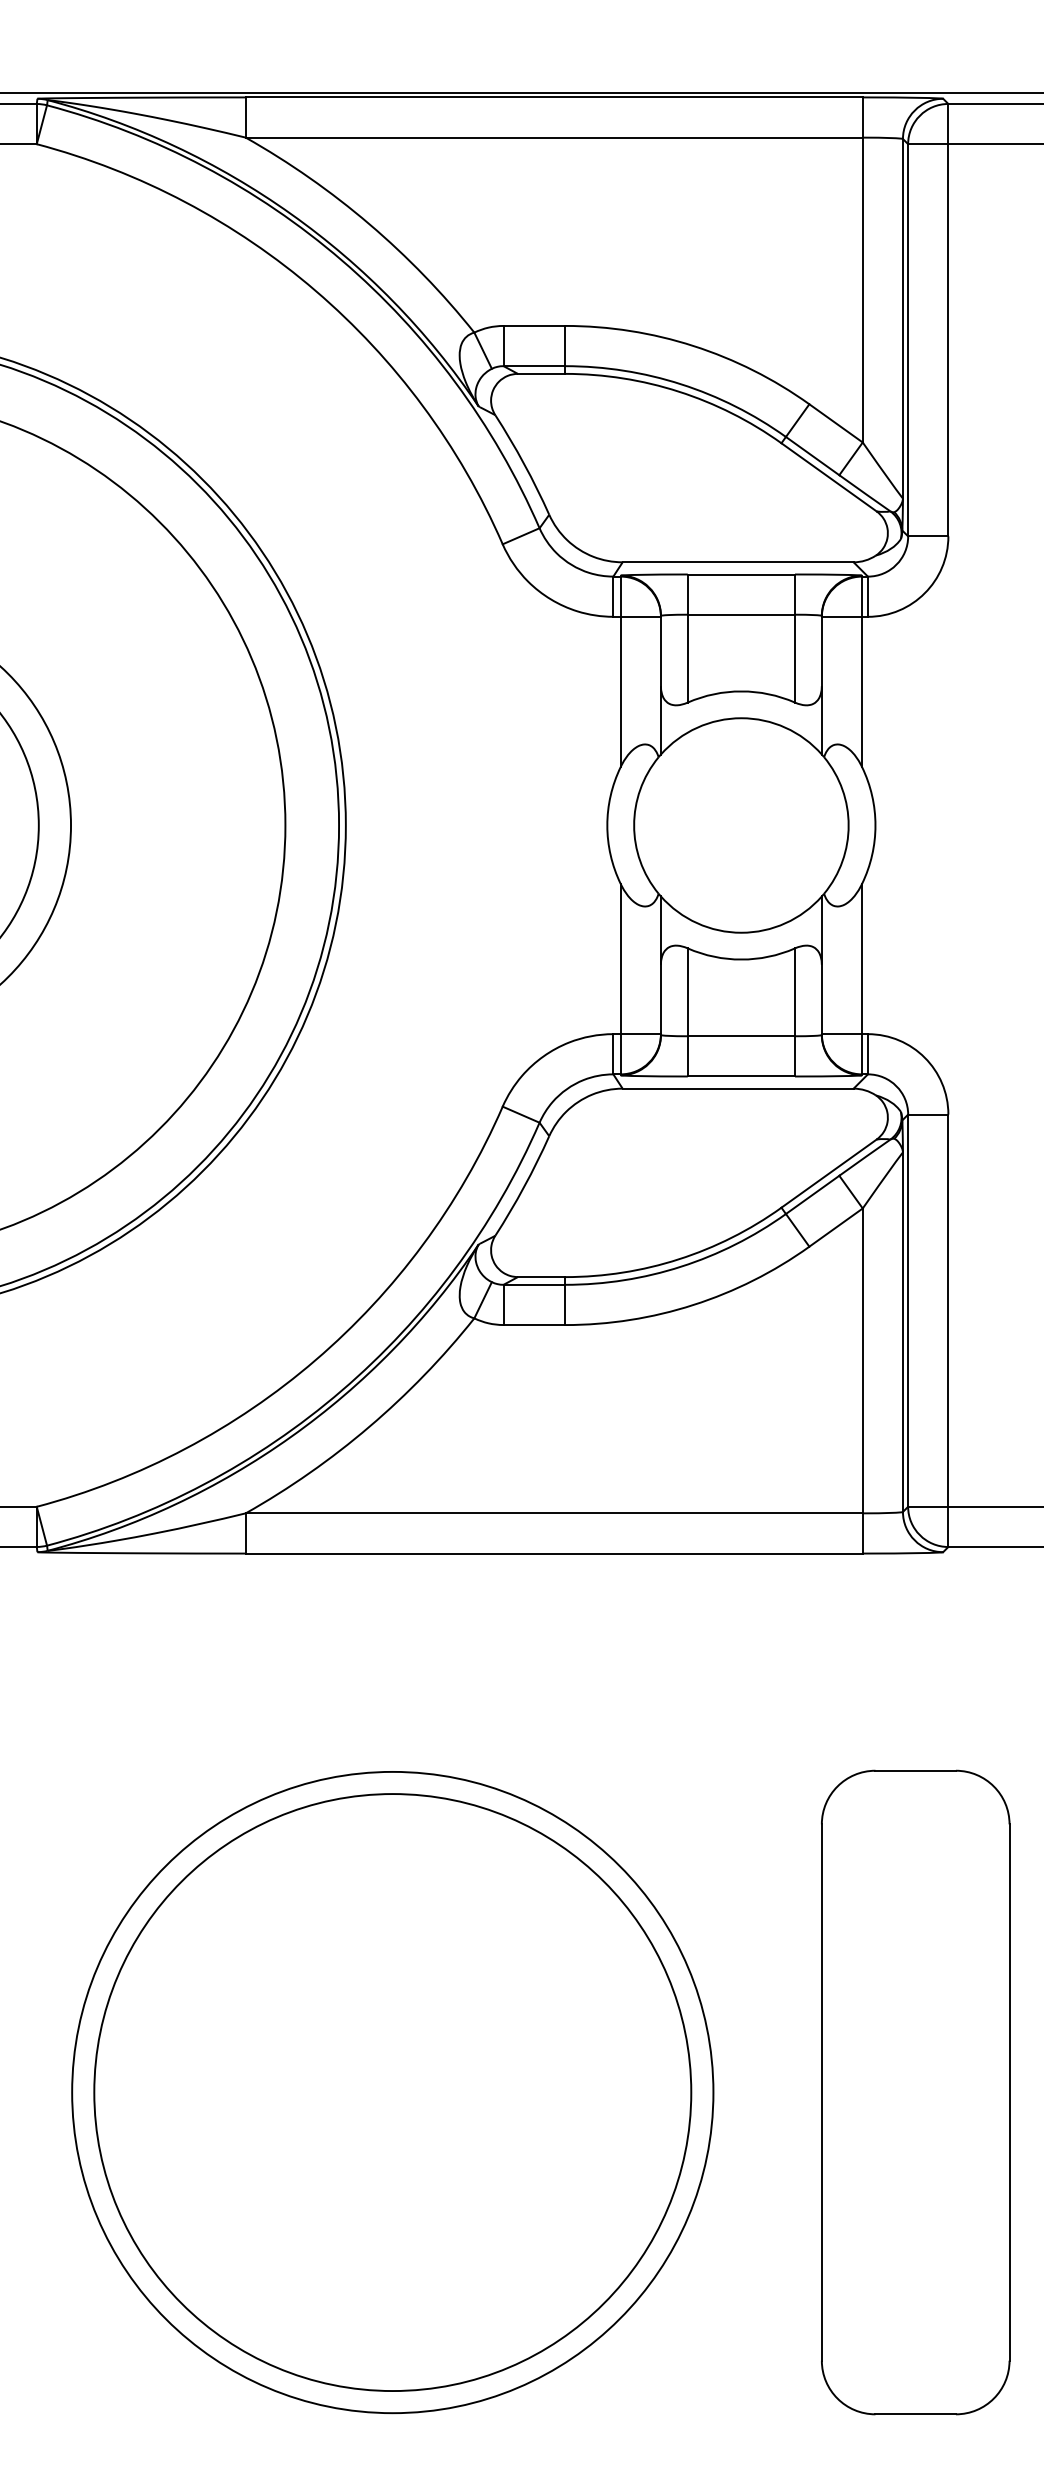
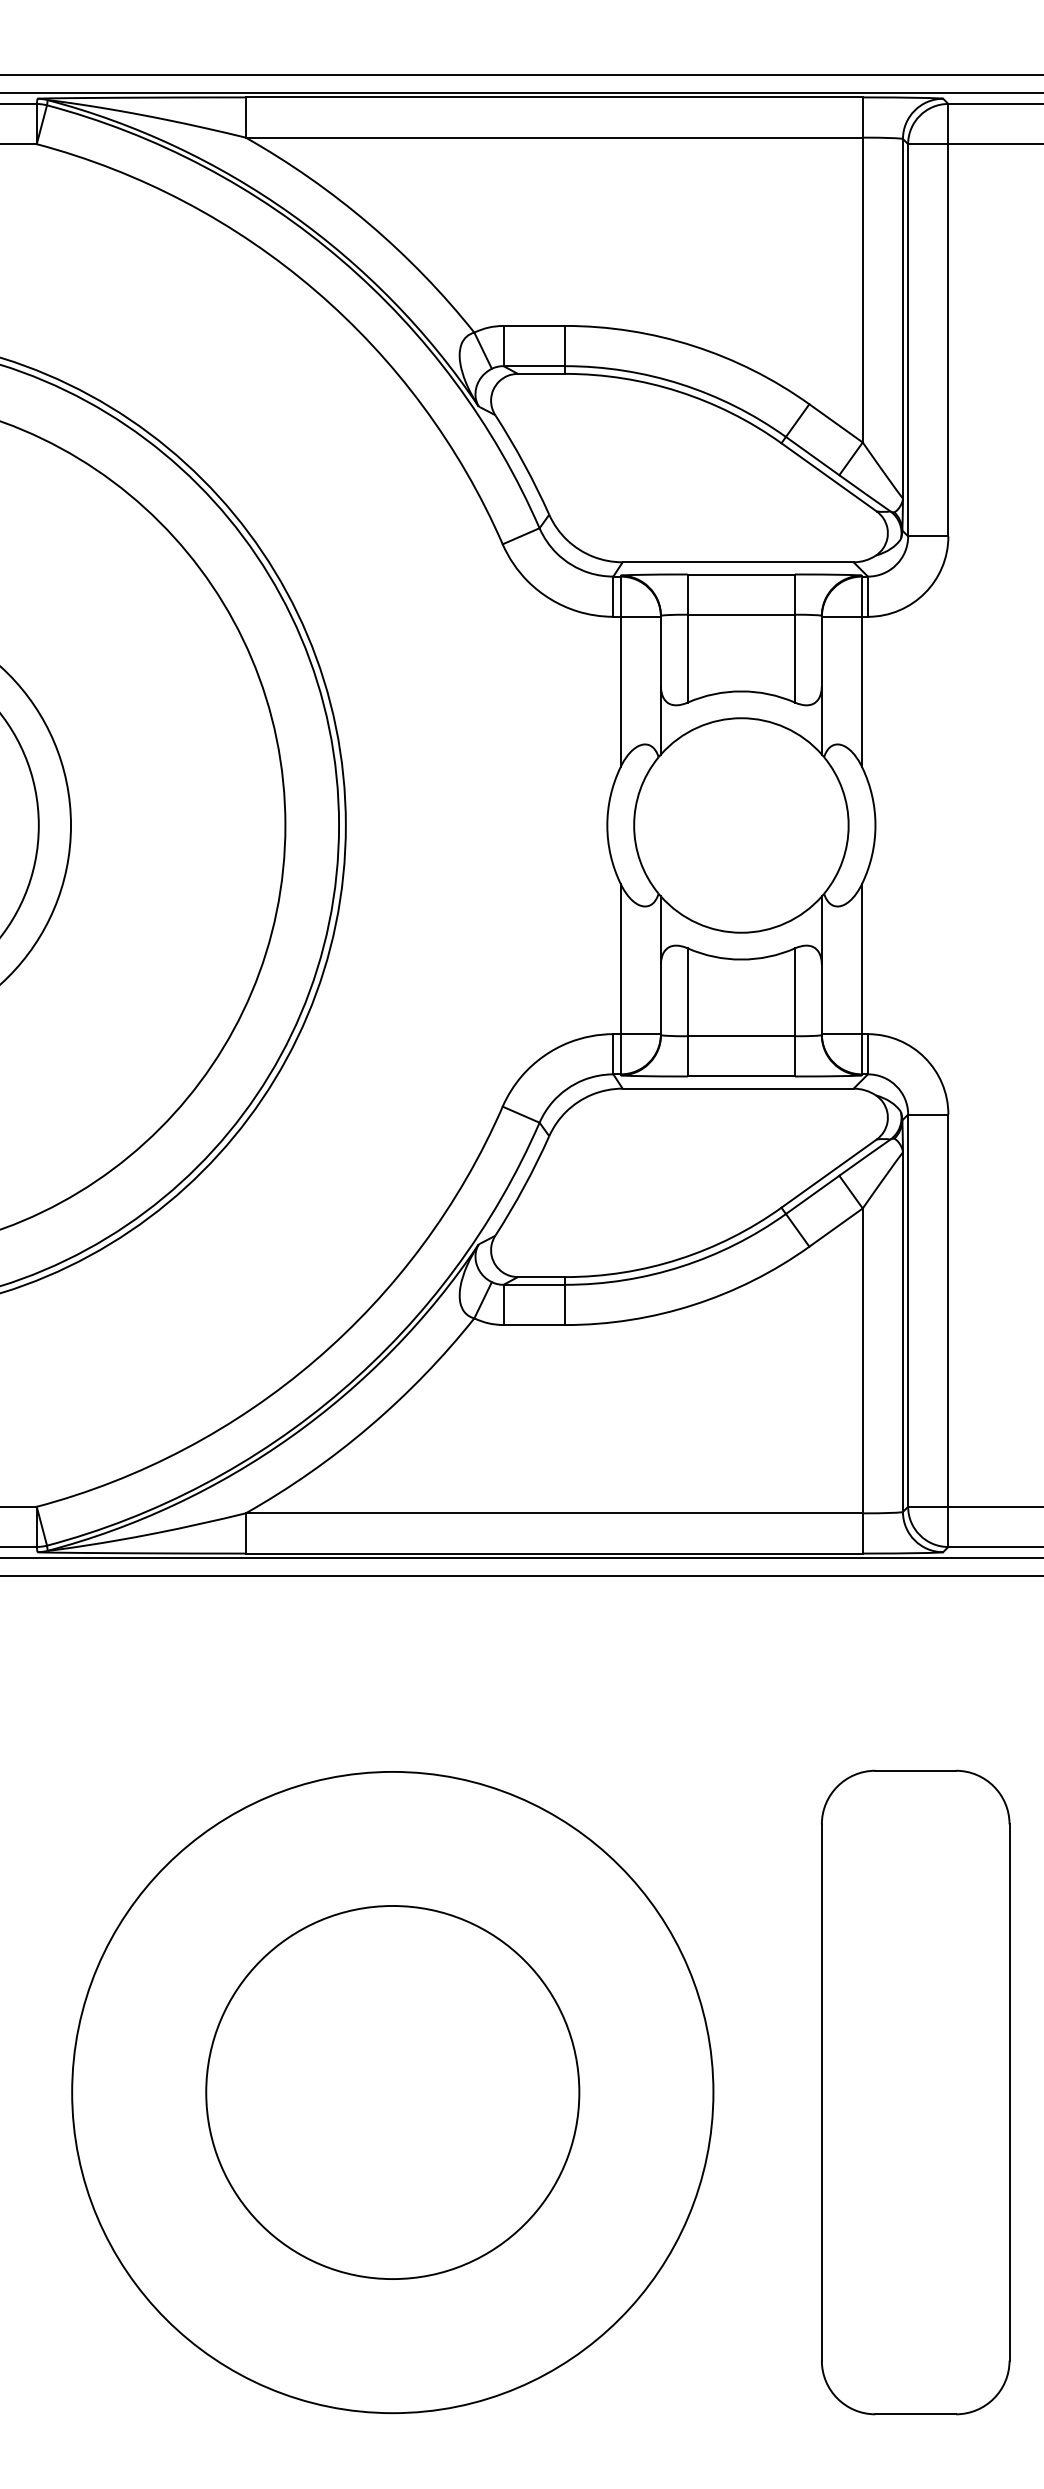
line: none -> present (521, 74)
line: none -> present (521, 1557)
line: none -> present (521, 1576)
circle diameter: 597 px -> 373 px (392, 2092)
